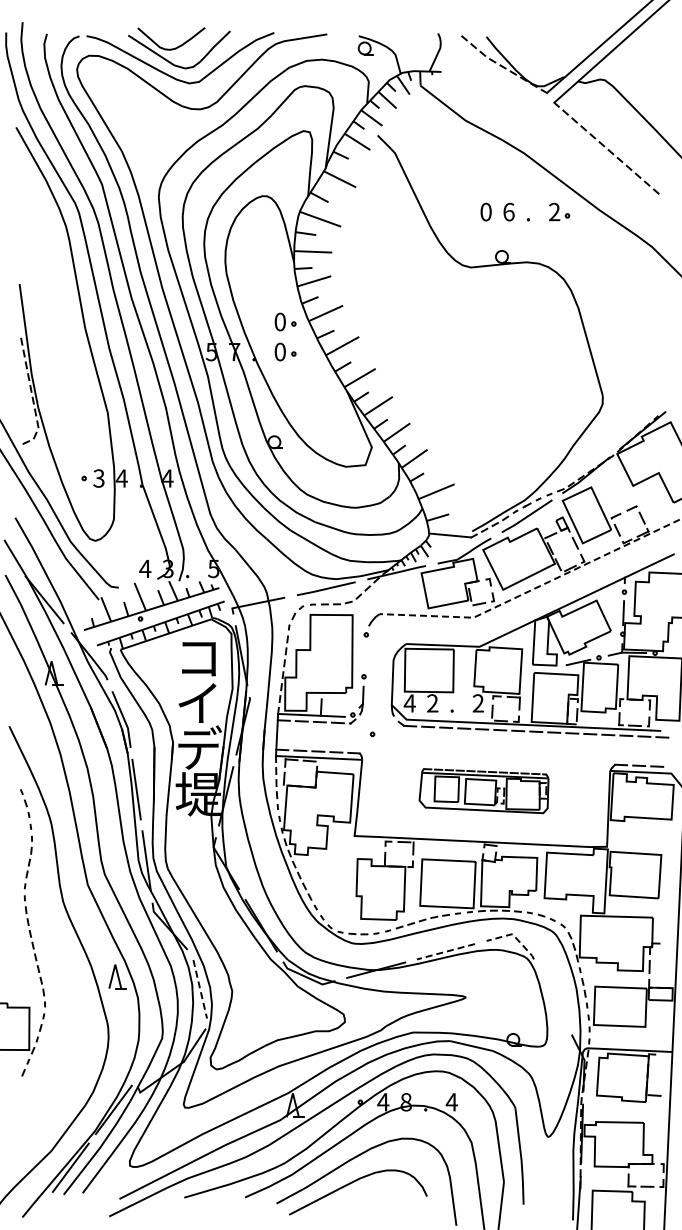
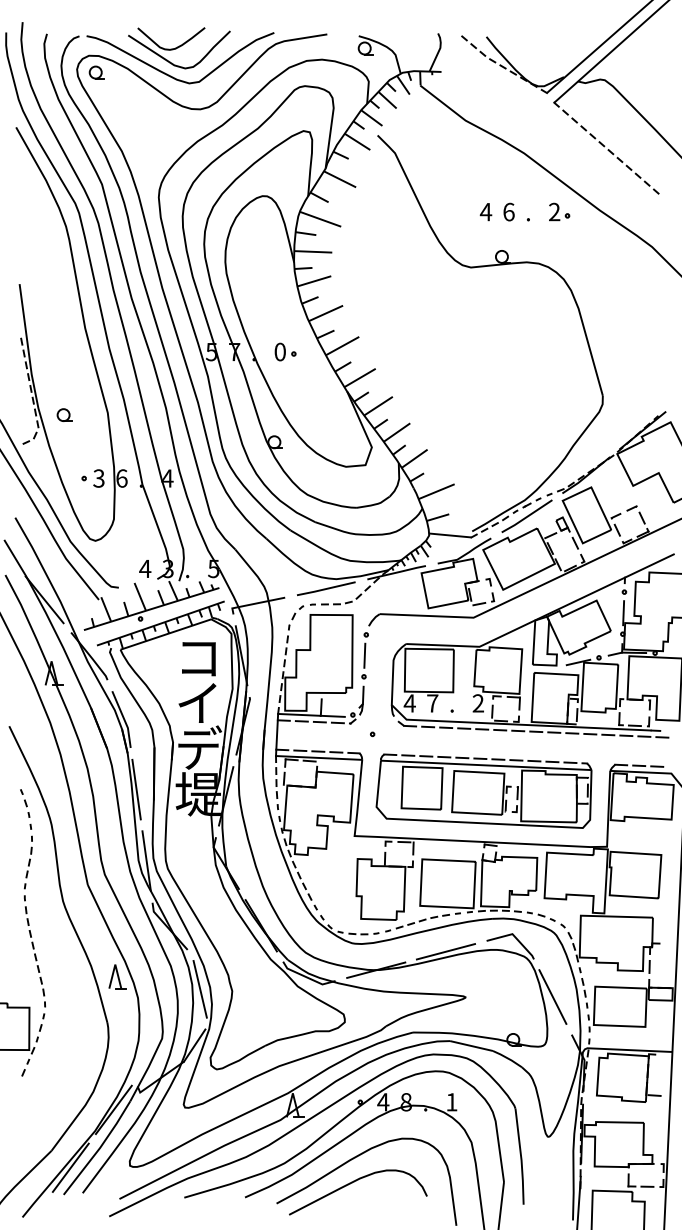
part: none -> present (96, 72)
text: 0 -> 4 (485, 211)
part: present -> none (285, 321)
part: none -> present (64, 414)
text: 4 -> 6 (121, 478)
line: dashed -> solid (534, 588)
line: none -> present (364, 655)
text: 2 -> 7 (432, 703)
part size: 132x47 px -> 218x76 px (483, 790)
line: dashed -> solid (515, 937)
line: dashed -> solid (445, 951)
line: dashed -> solid (200, 988)
line: none -> present (552, 996)
text: 4 -> 1 (451, 1102)
